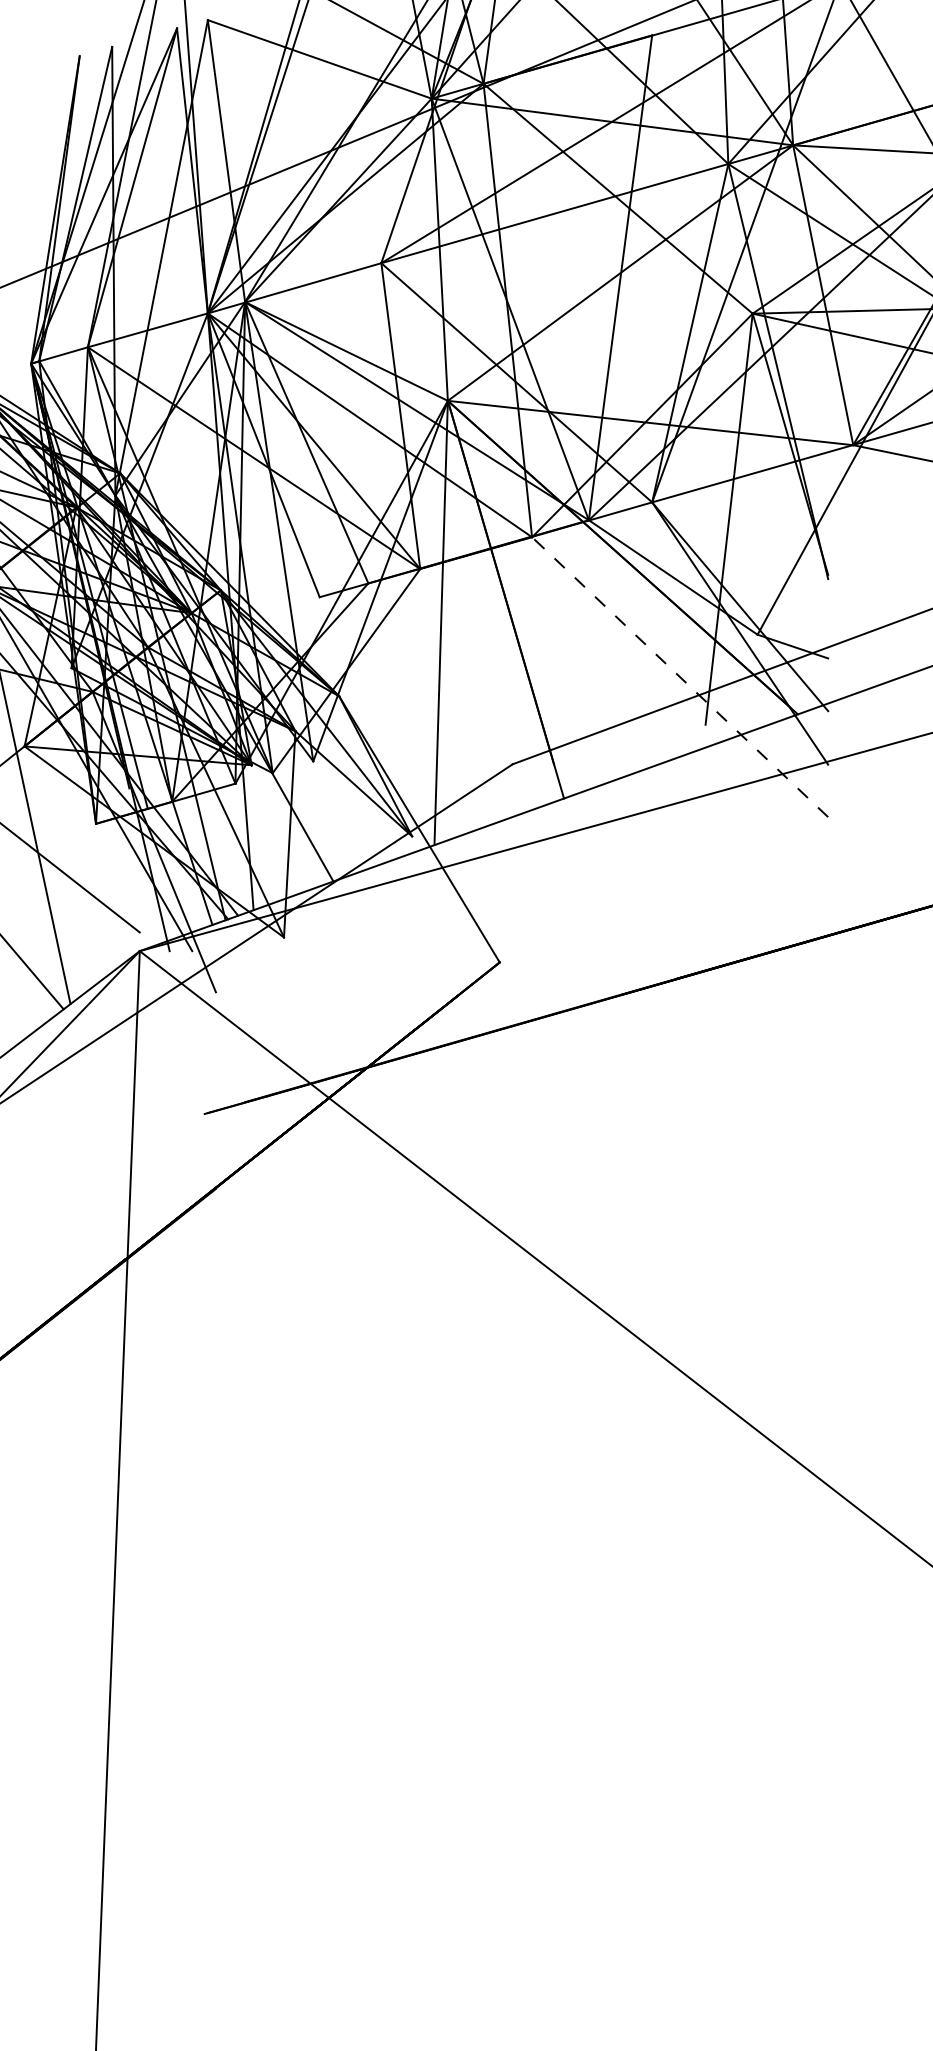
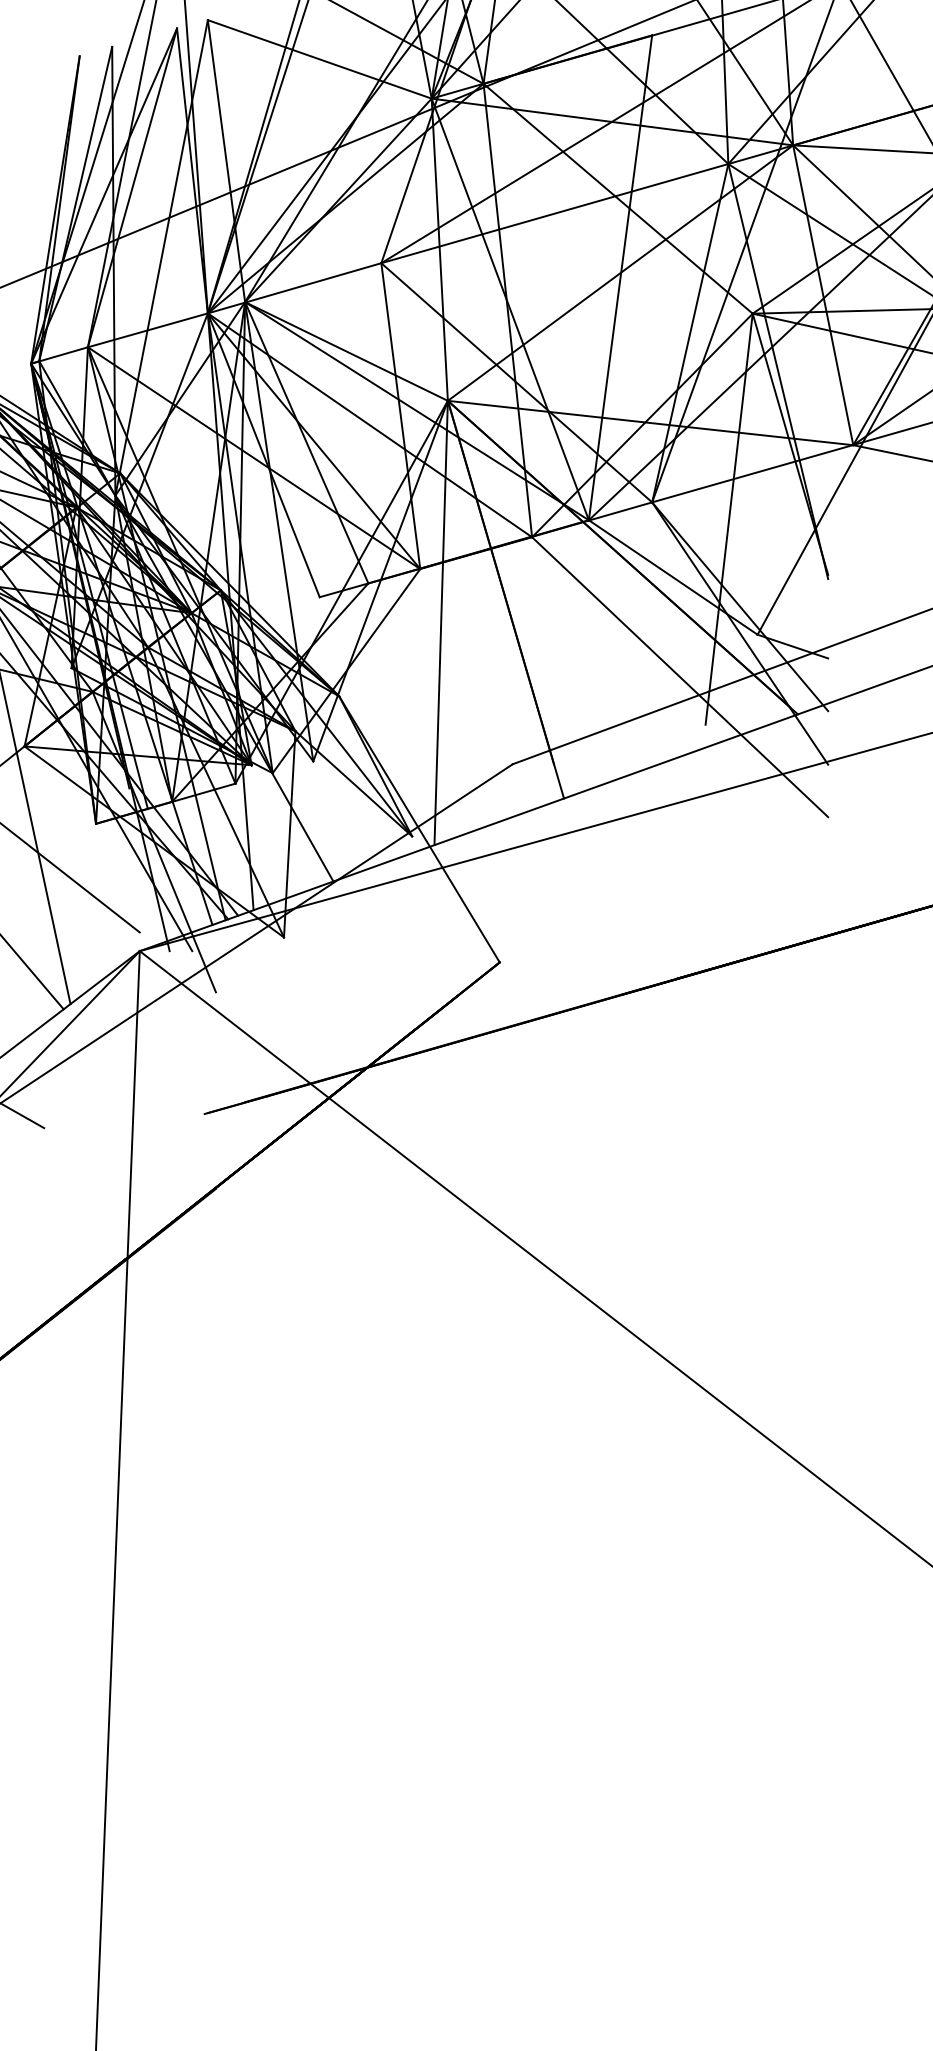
line: dashed -> solid (680, 677)
line: none -> present (23, 1116)
